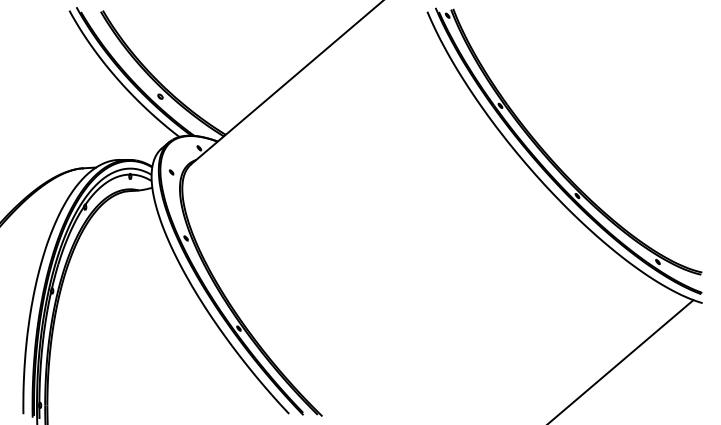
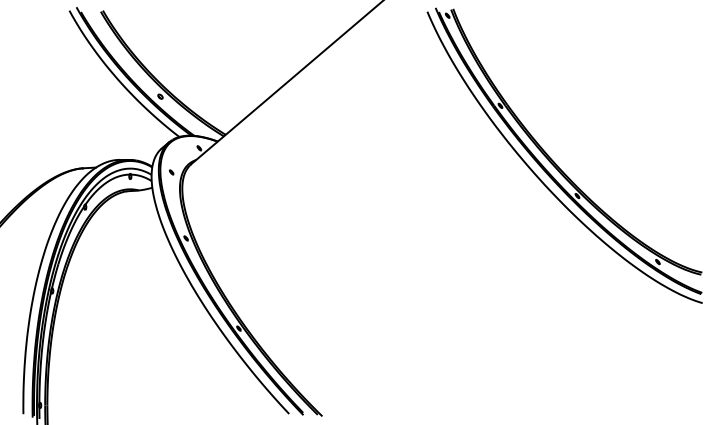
line: present -> none (621, 360)
